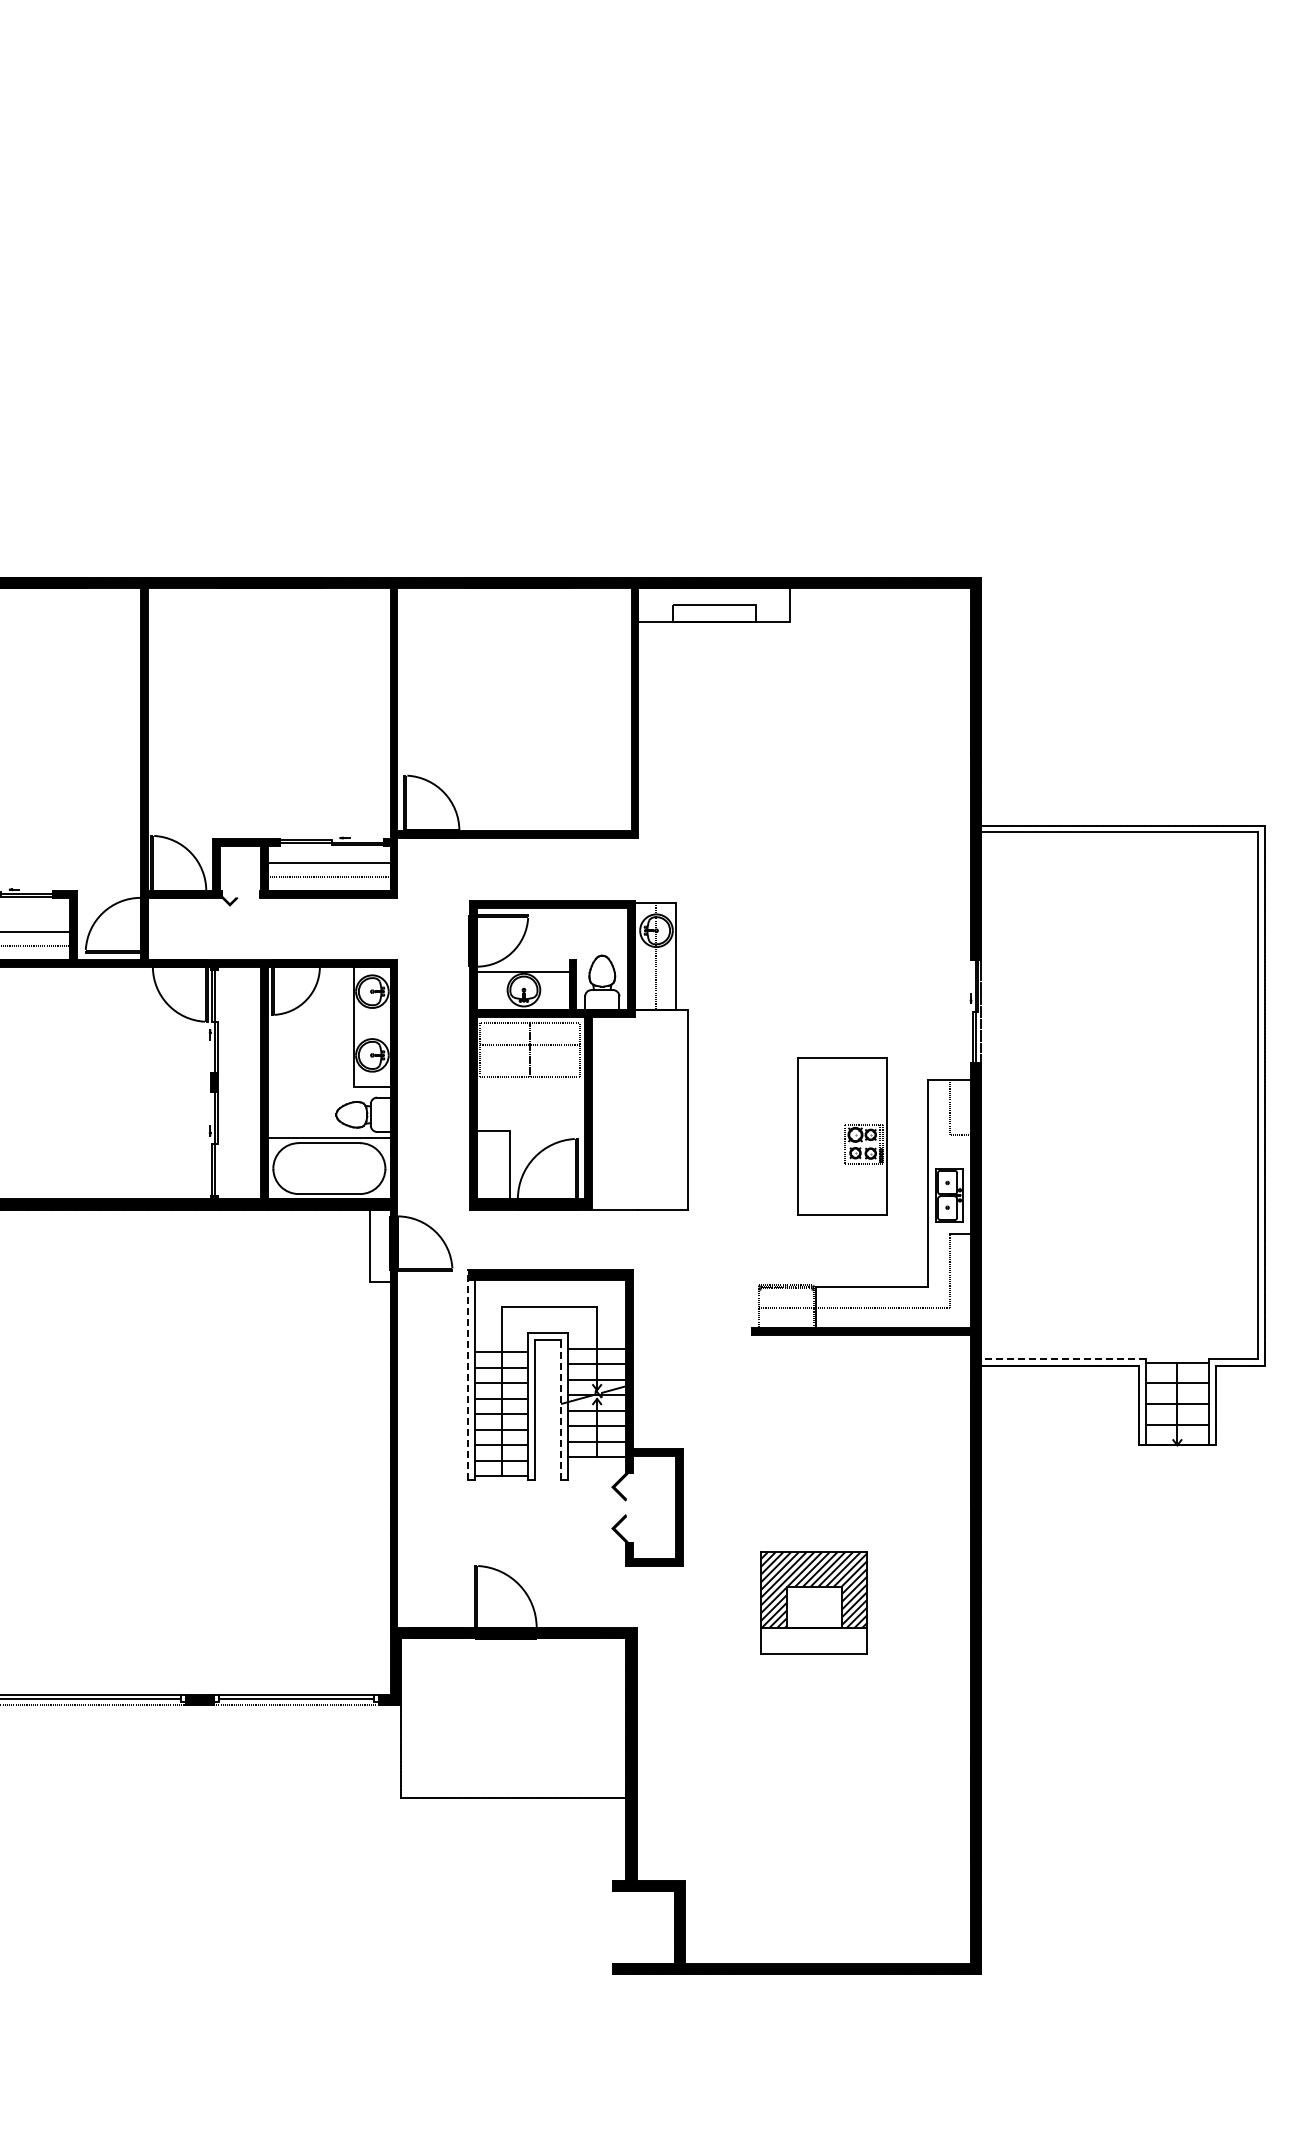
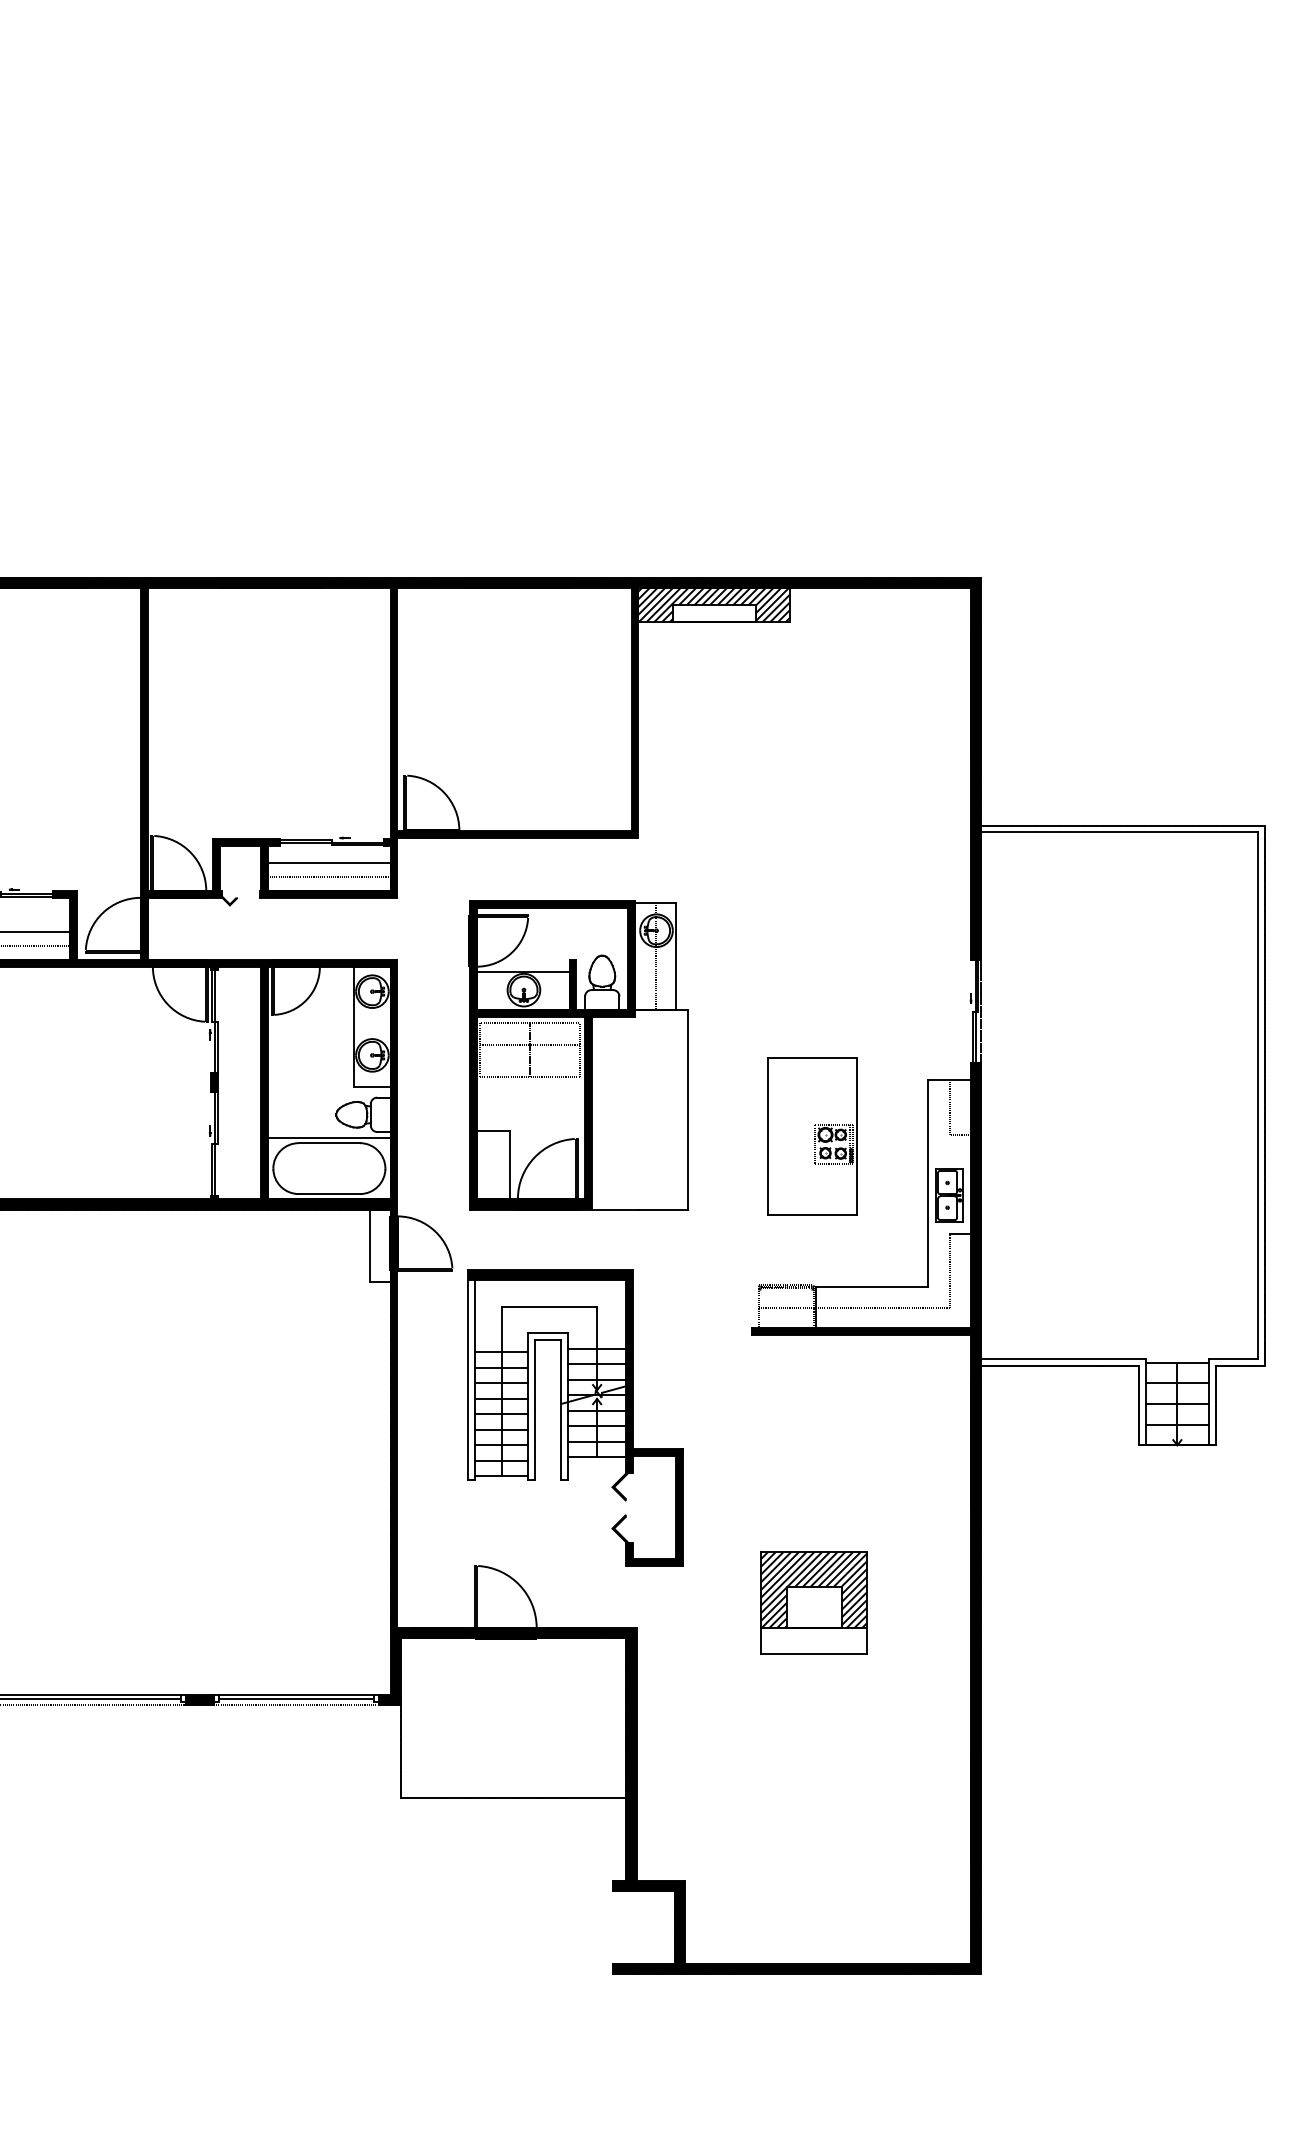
hatch: none -> present (713, 604)
part position: (842, 1136) -> (812, 1136) (812, 1136)
line: dashed -> solid (1062, 1359)
line: dashed -> solid (467, 1374)
line: dashed -> solid (560, 1410)
